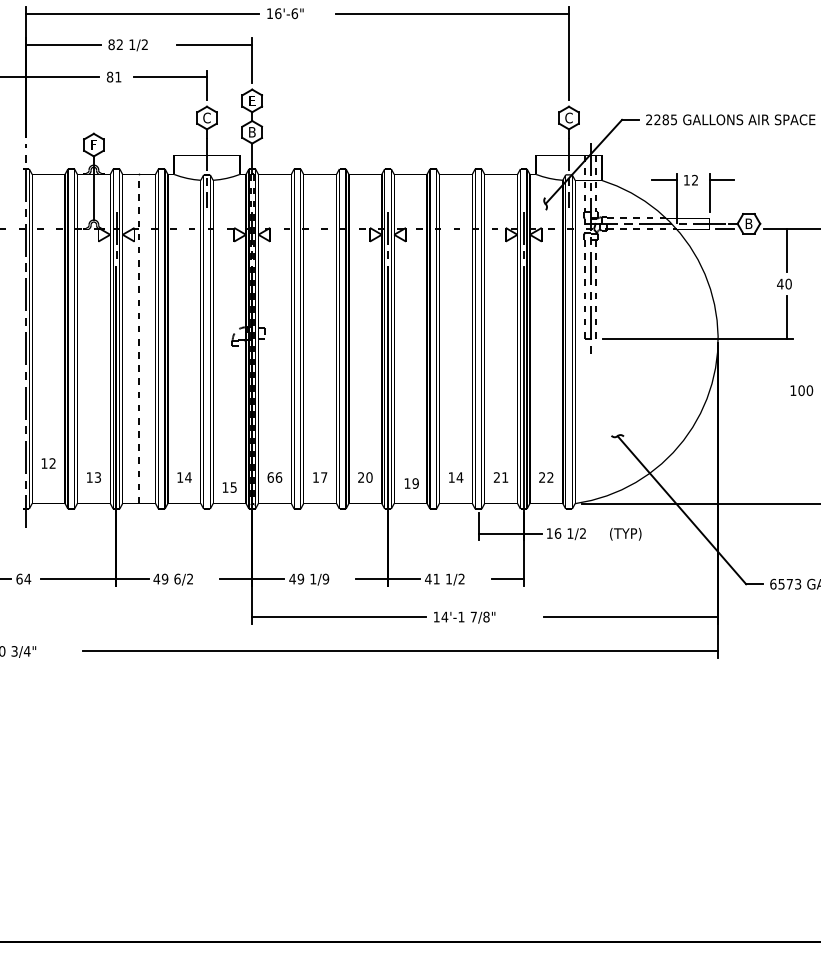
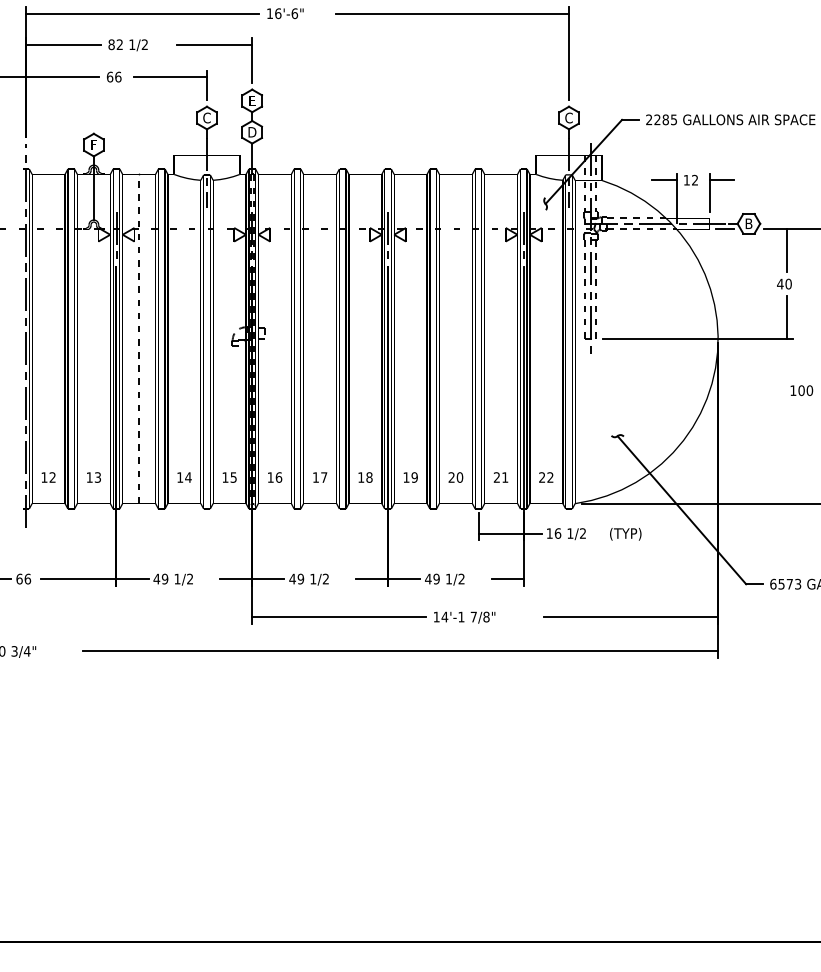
text: 81 -> 66 (113, 76)
text: B -> D (252, 132)
text position: (48, 463) -> (48, 477) (48, 477)
text: 66 -> 16 (270, 477)
text: 20 -> 18 (365, 477)
text: 14 -> 20 (455, 477)
text position: (411, 483) -> (410, 477) (410, 477)
text position: (229, 487) -> (229, 477) (229, 477)
text: 64 -> 66 (27, 578)
text: 6/2 -> 1/2 (177, 578)
text: 1/9 -> 1/2 (325, 578)
text: 41 -> 49 (436, 578)
